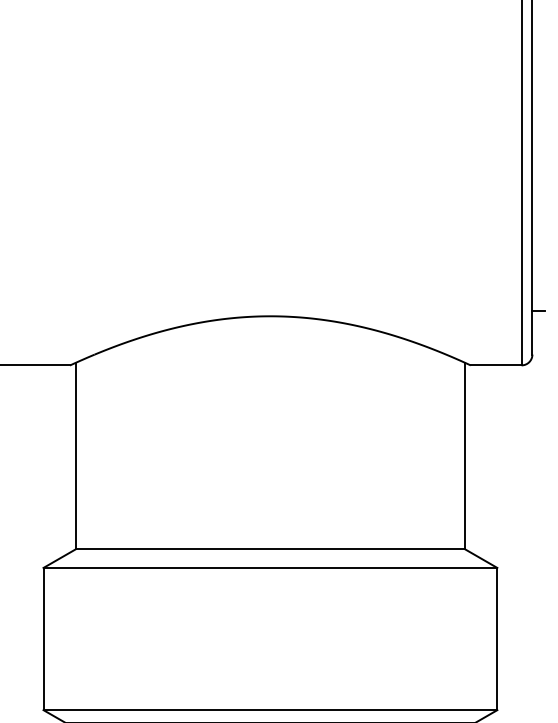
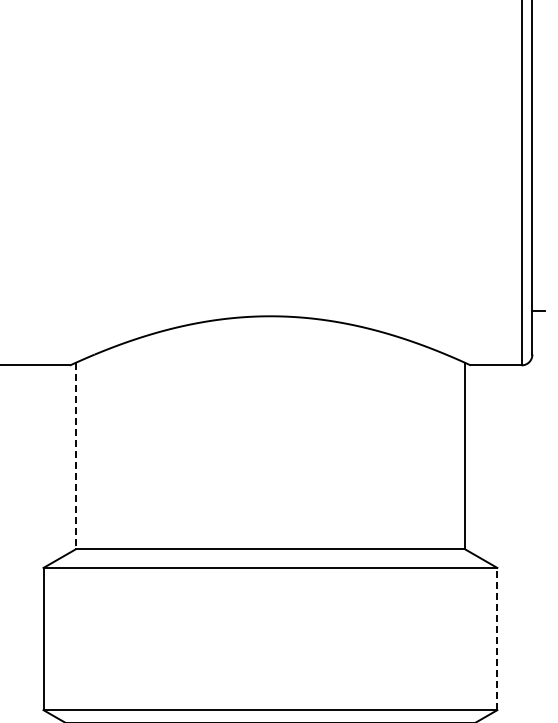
line: solid -> dashed (75, 456)
line: solid -> dashed (497, 638)
